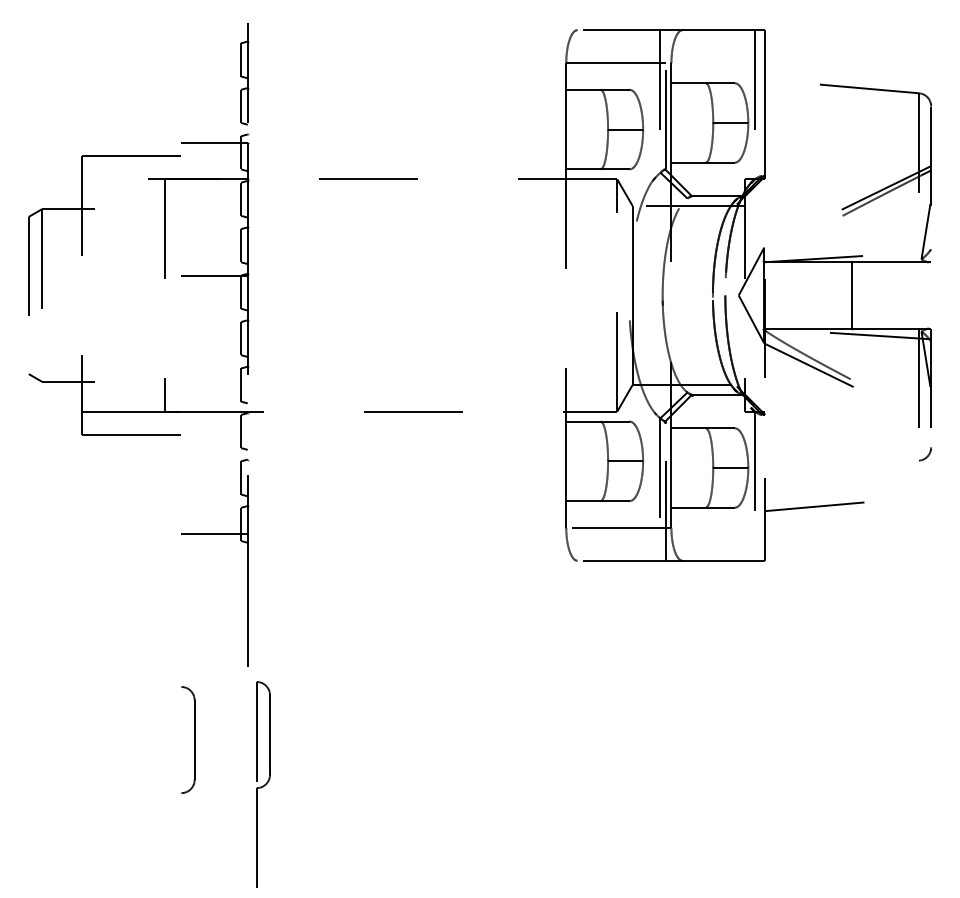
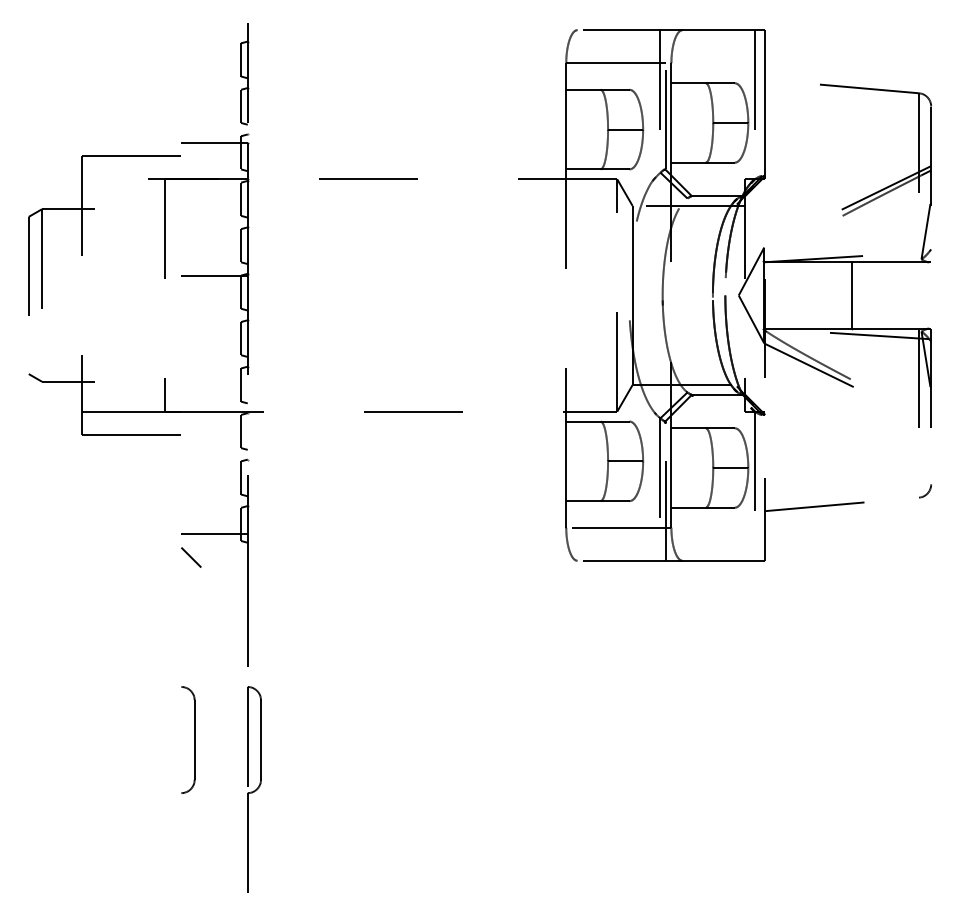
arc position: (927, 455) -> (927, 492) (927, 492)
line: none -> present (191, 557)
part position: (263, 784) -> (254, 789) (254, 789)
